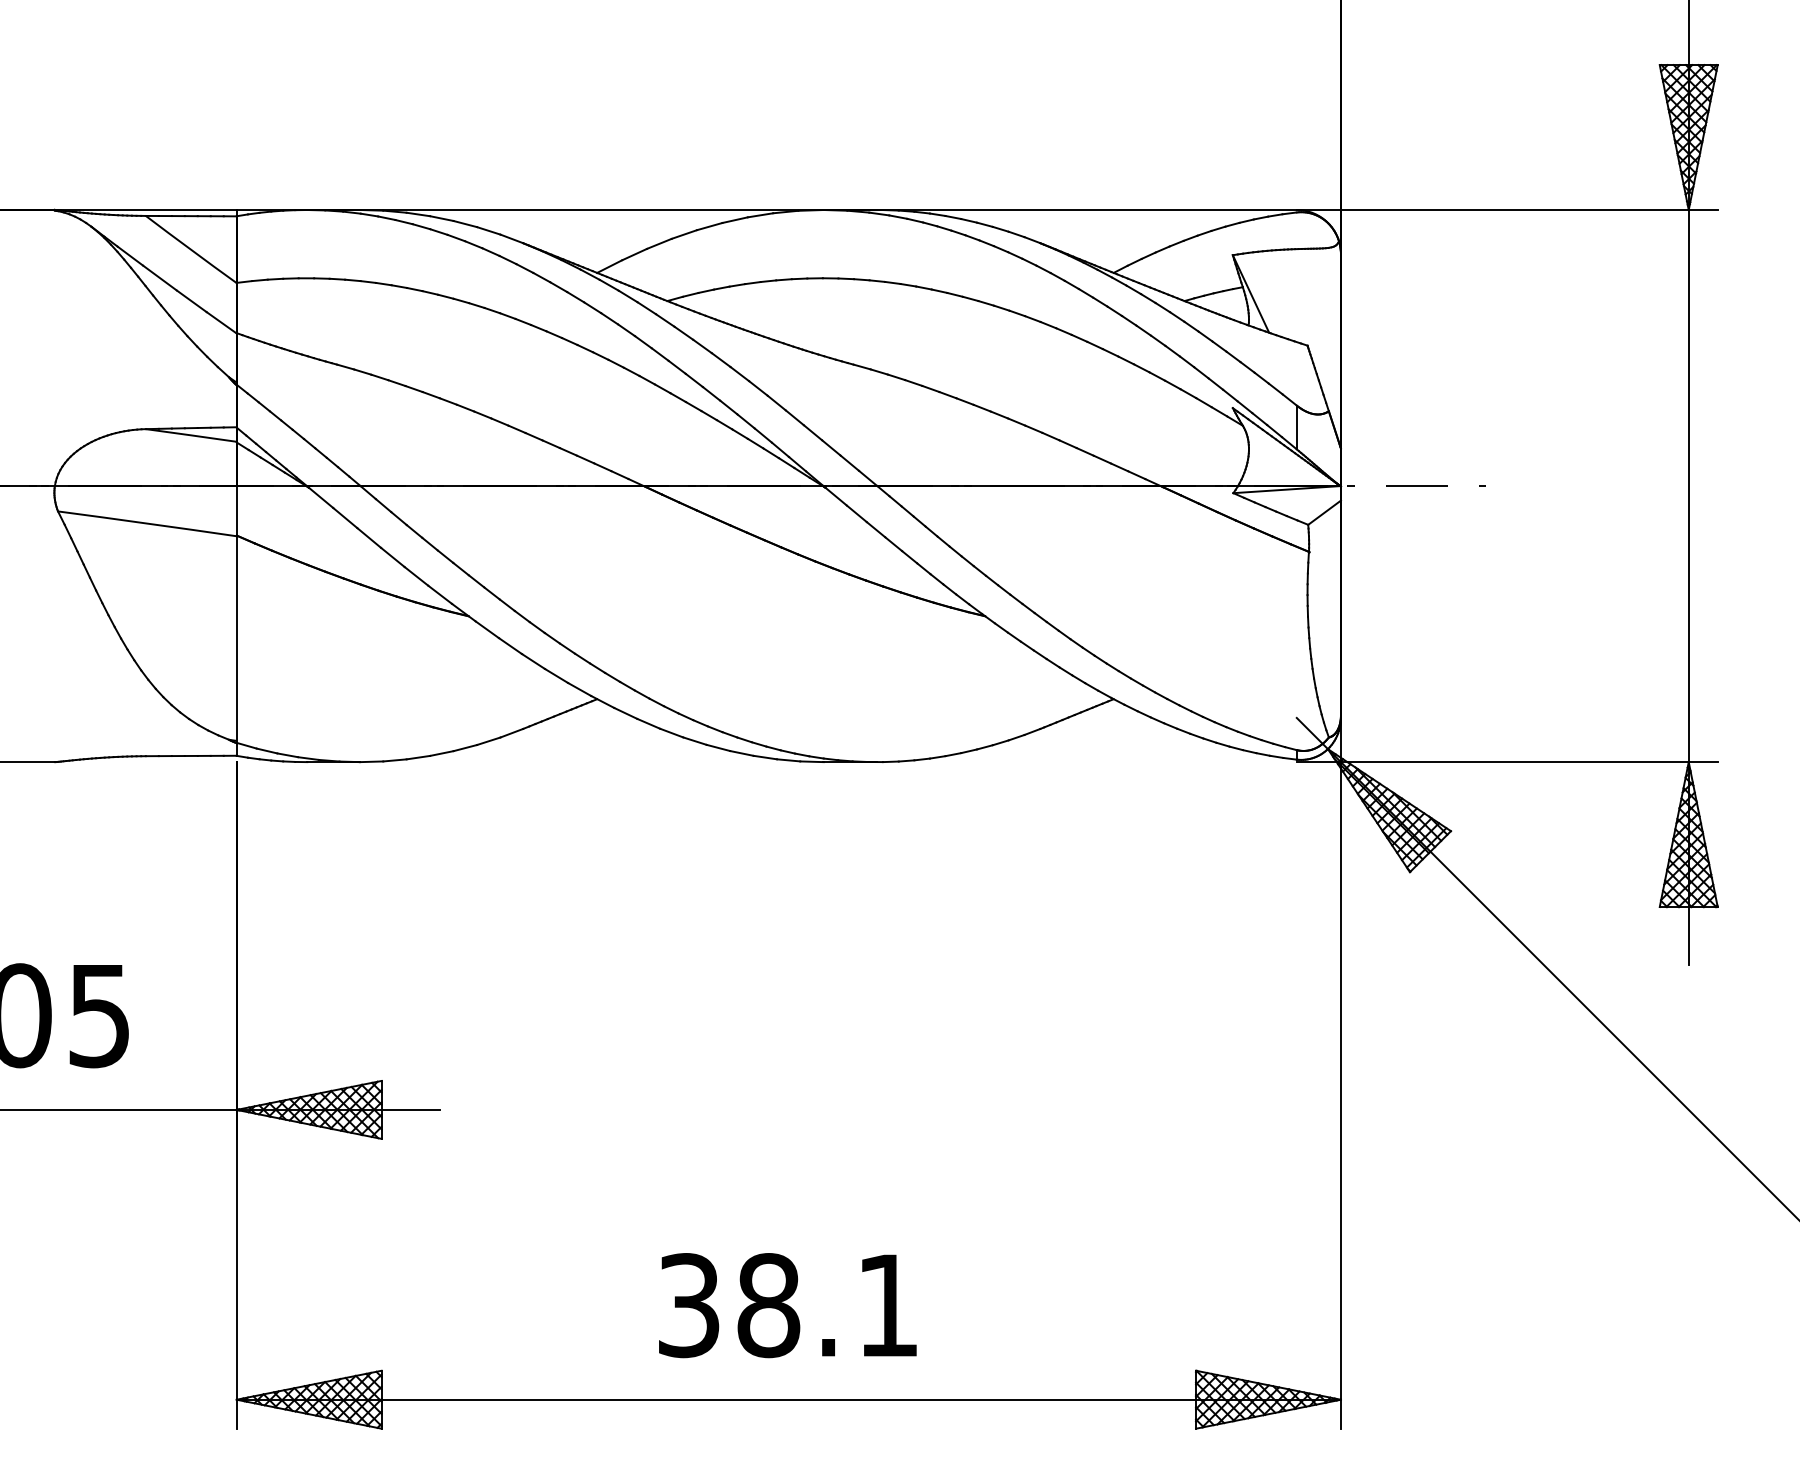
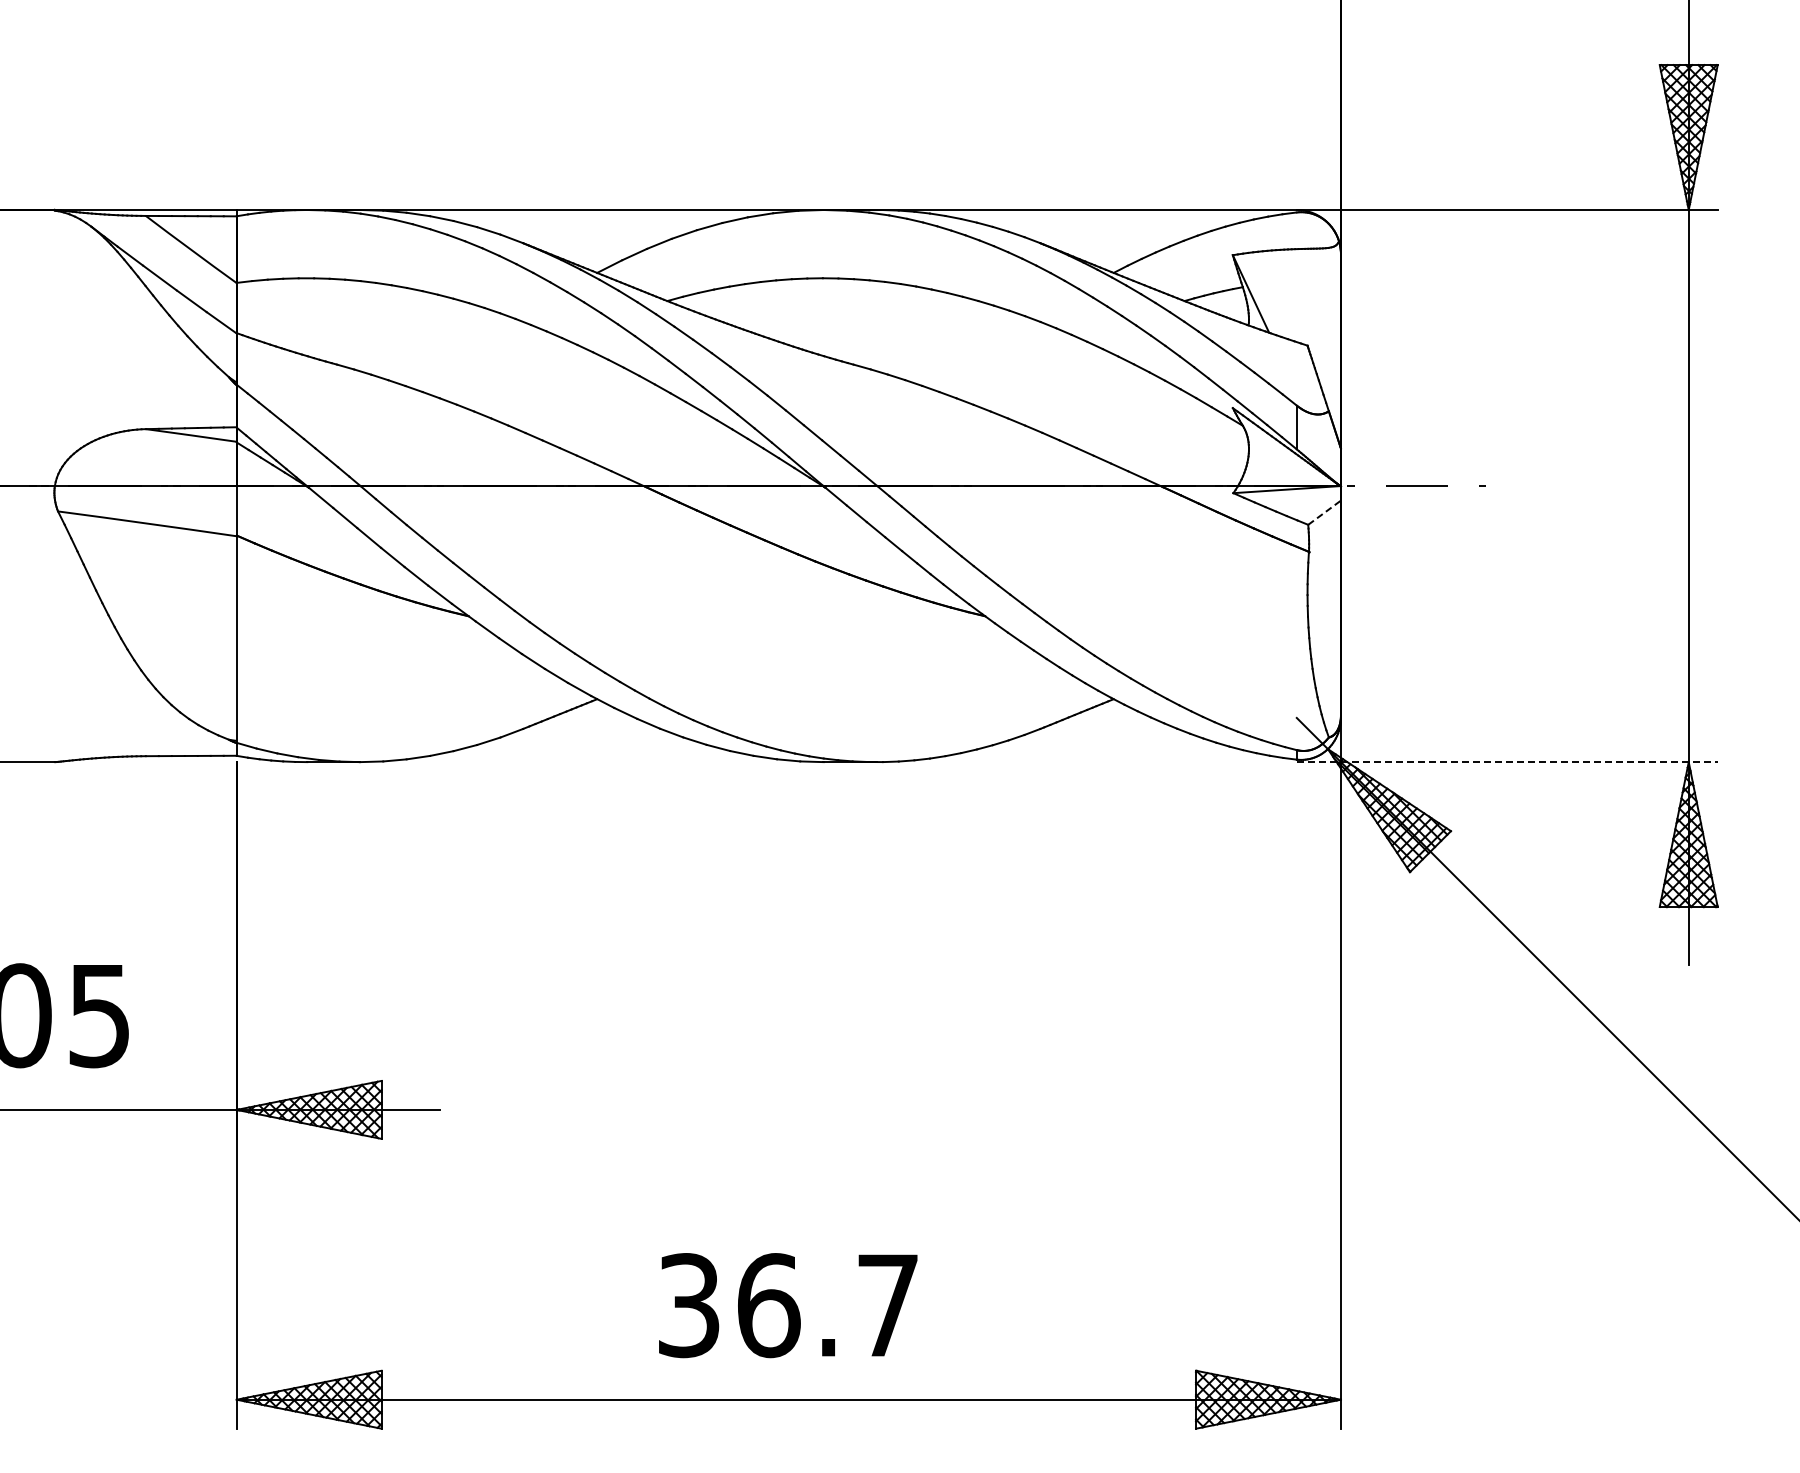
line: solid -> dashed (1325, 512)
line: solid -> dashed (1507, 762)
text: 38.1 -> 36.7 (827, 1305)
